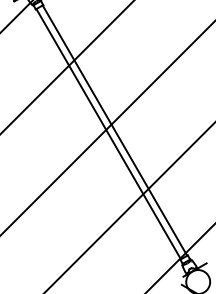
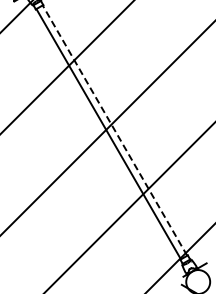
line: solid -> dashed (114, 130)
